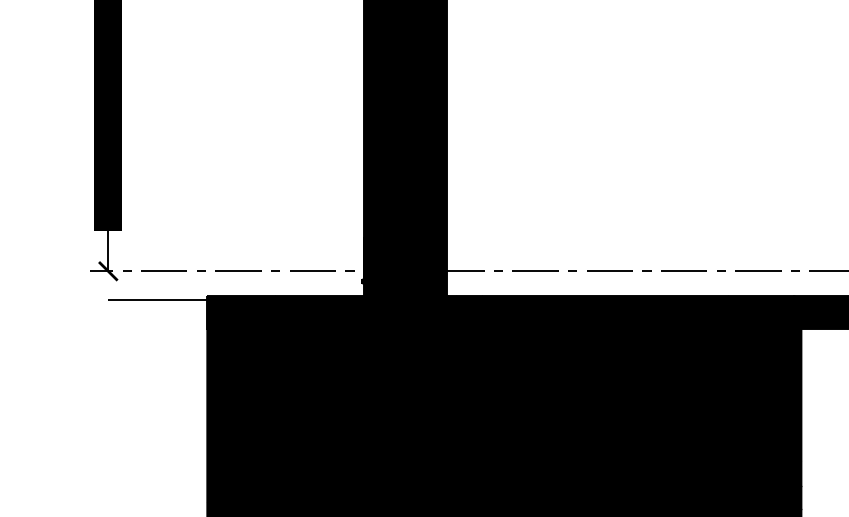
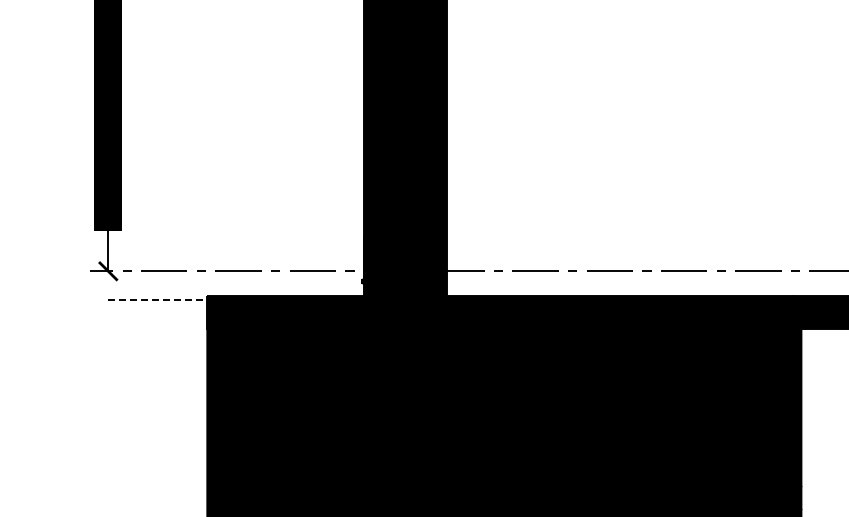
line: solid -> dashed (157, 300)
